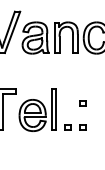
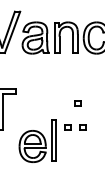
part position: (82, 103) -> (77, 103) (77, 103)
part position: (37, 109) -> (37, 140) (37, 140)
